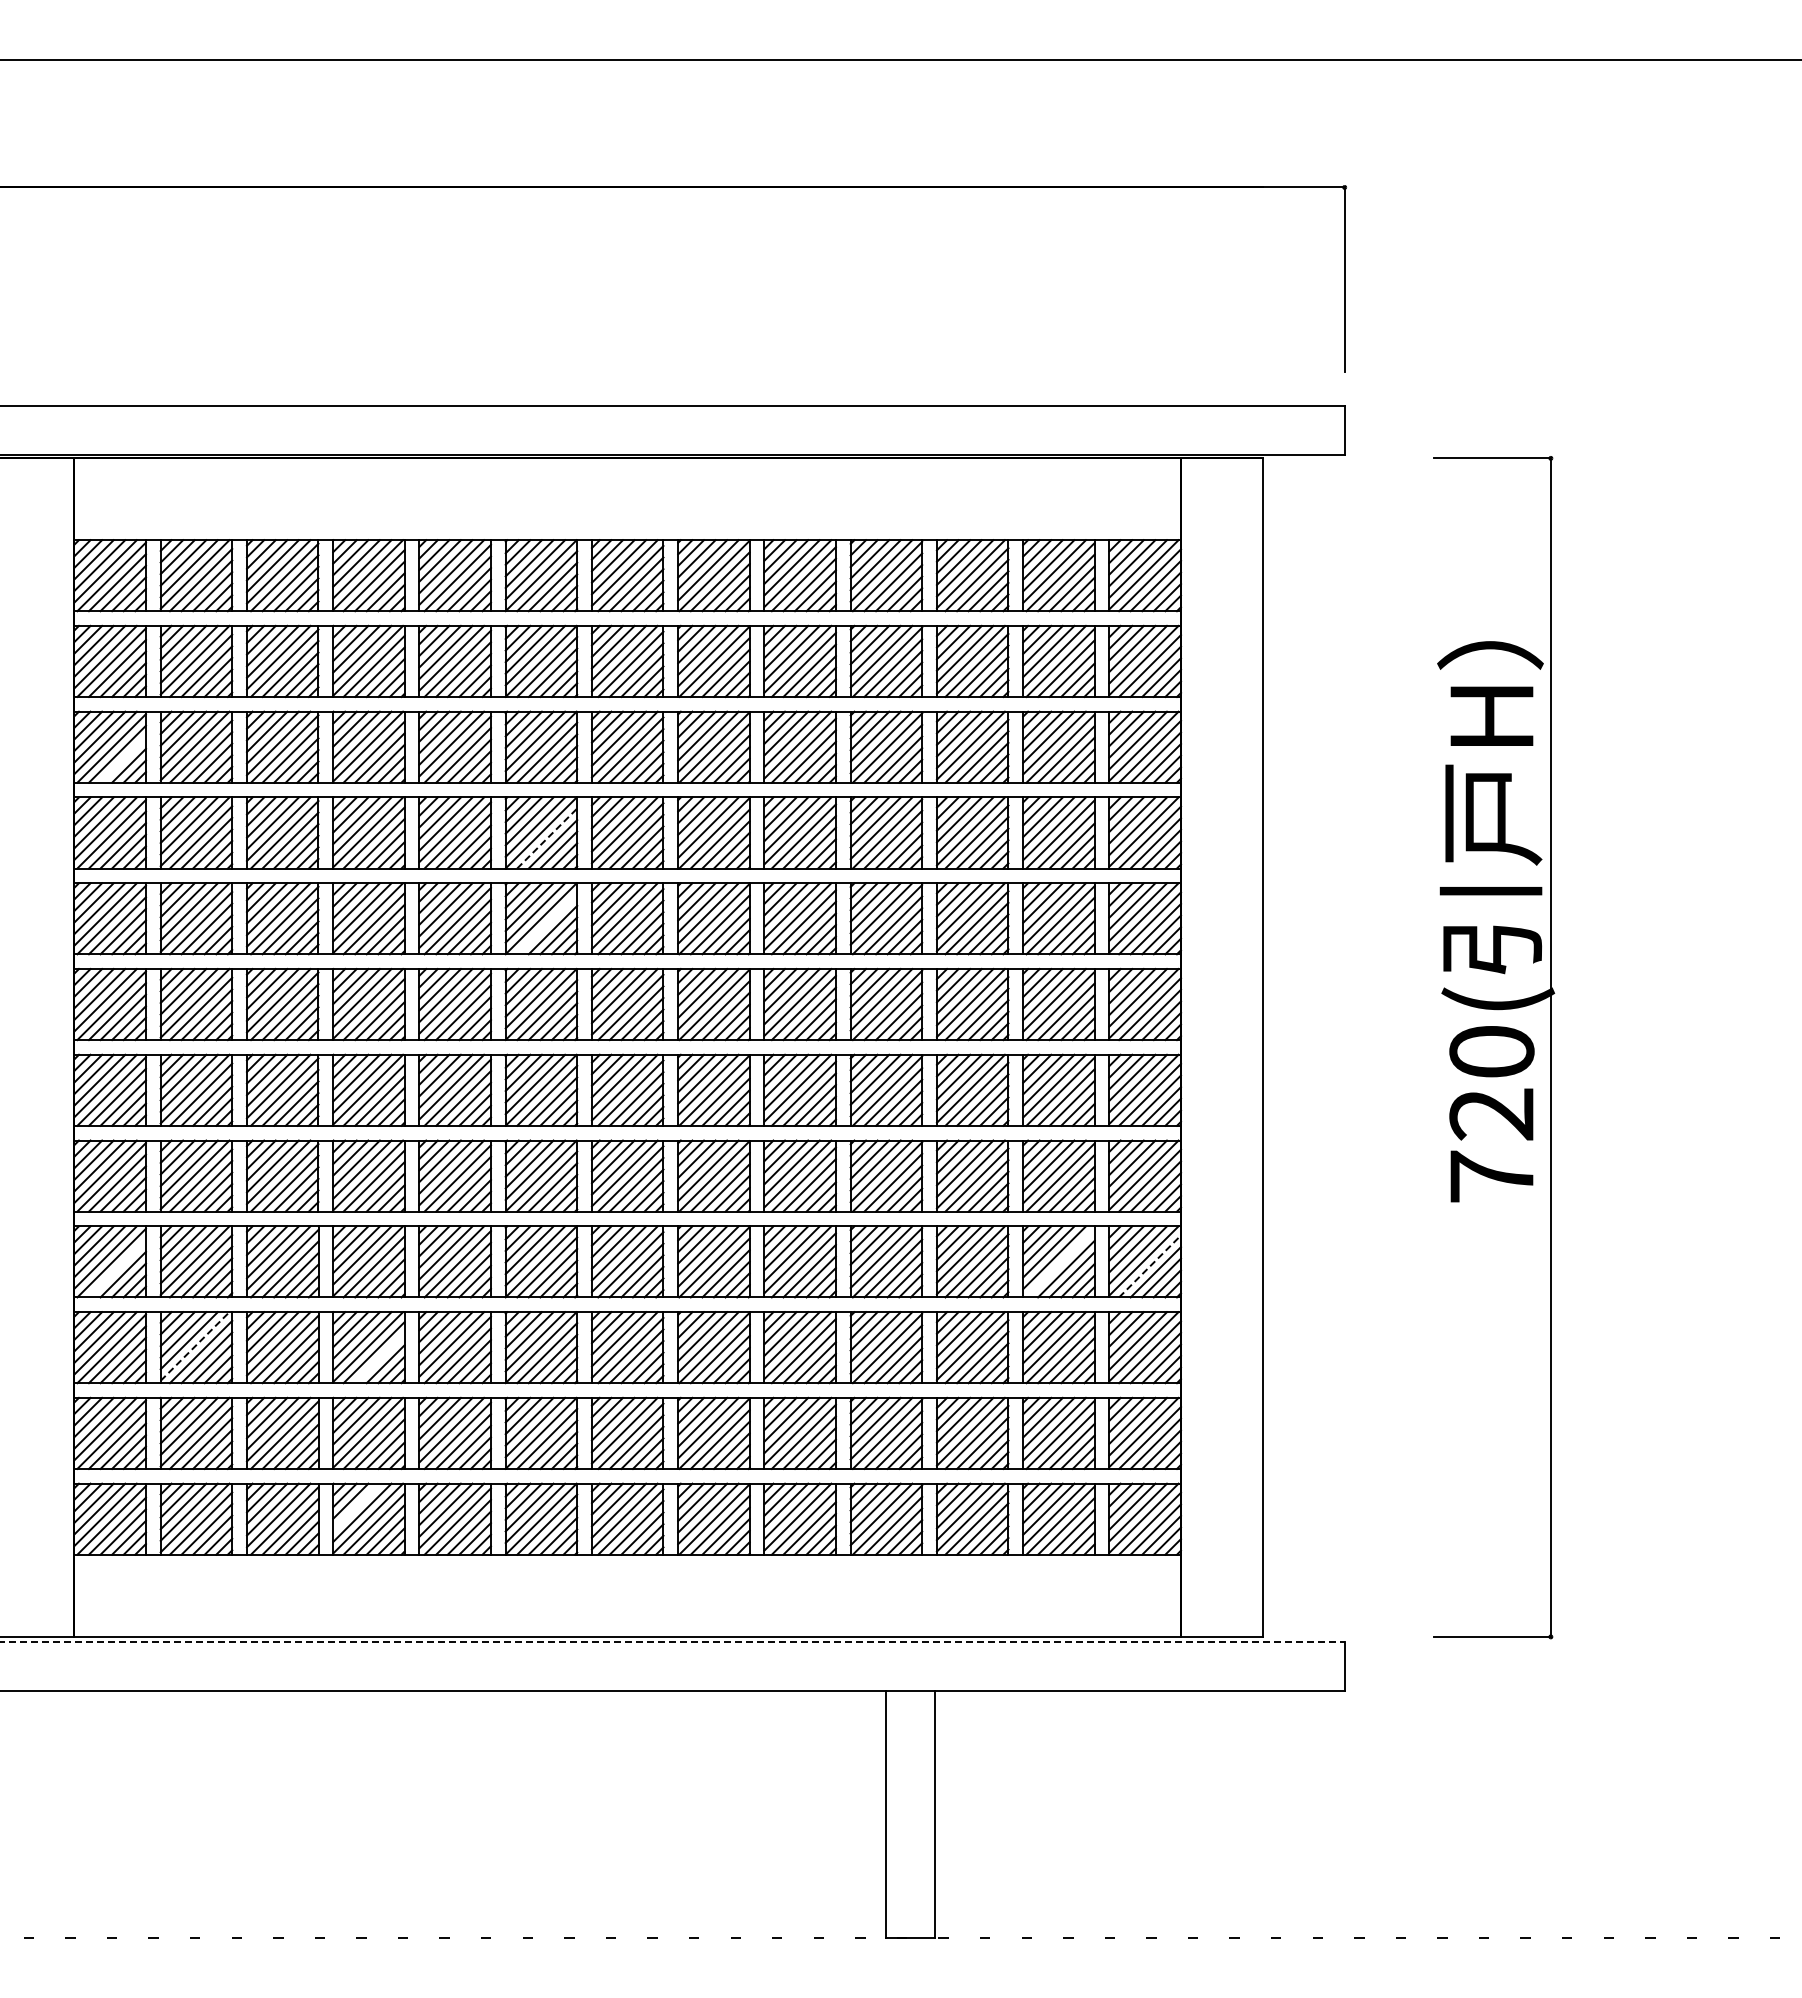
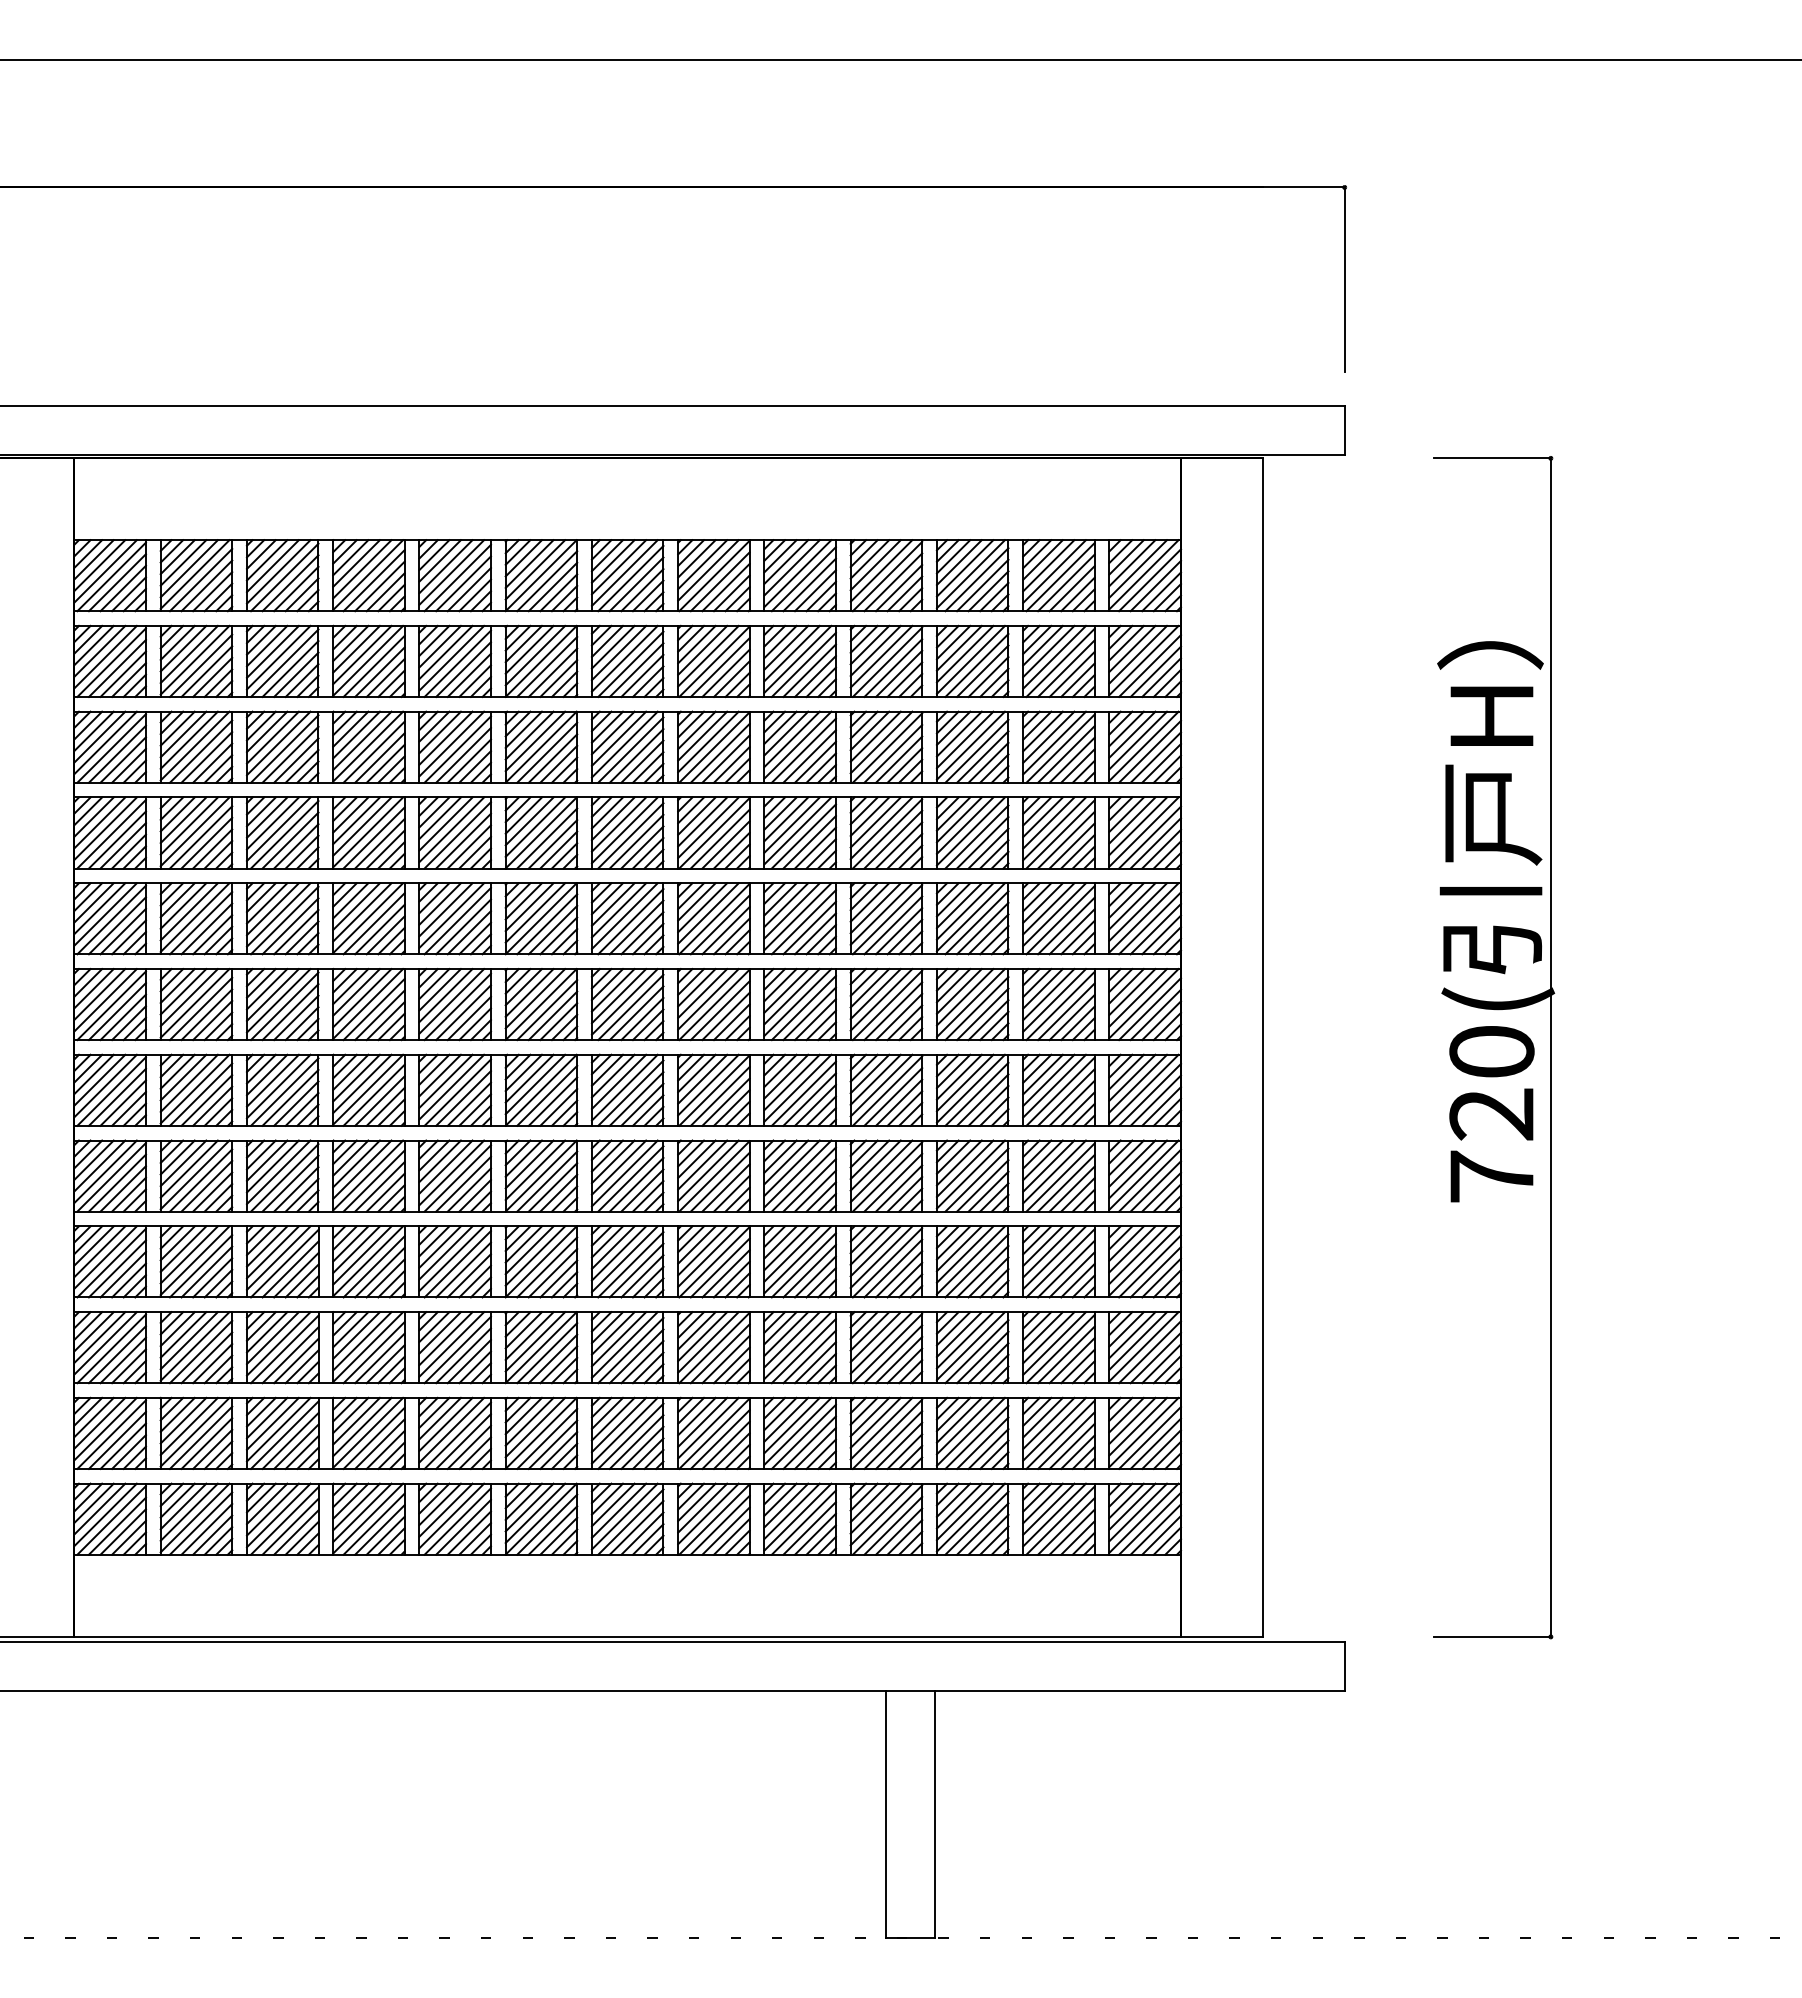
line: none -> present (122, 759)
line: dashed -> solid (547, 838)
line: none -> present (547, 924)
line: none -> present (1060, 1263)
line: dashed -> solid (1150, 1266)
line: none -> present (116, 1268)
line: dashed -> solid (195, 1346)
line: none -> present (379, 1358)
line: none -> present (356, 1506)
line: dashed -> solid (672, 1641)
